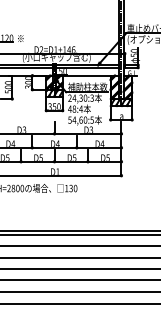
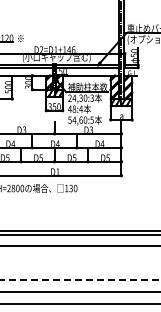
line: present -> none (79, 257)
line: present -> none (79, 268)
line: solid -> dashed (81, 280)
